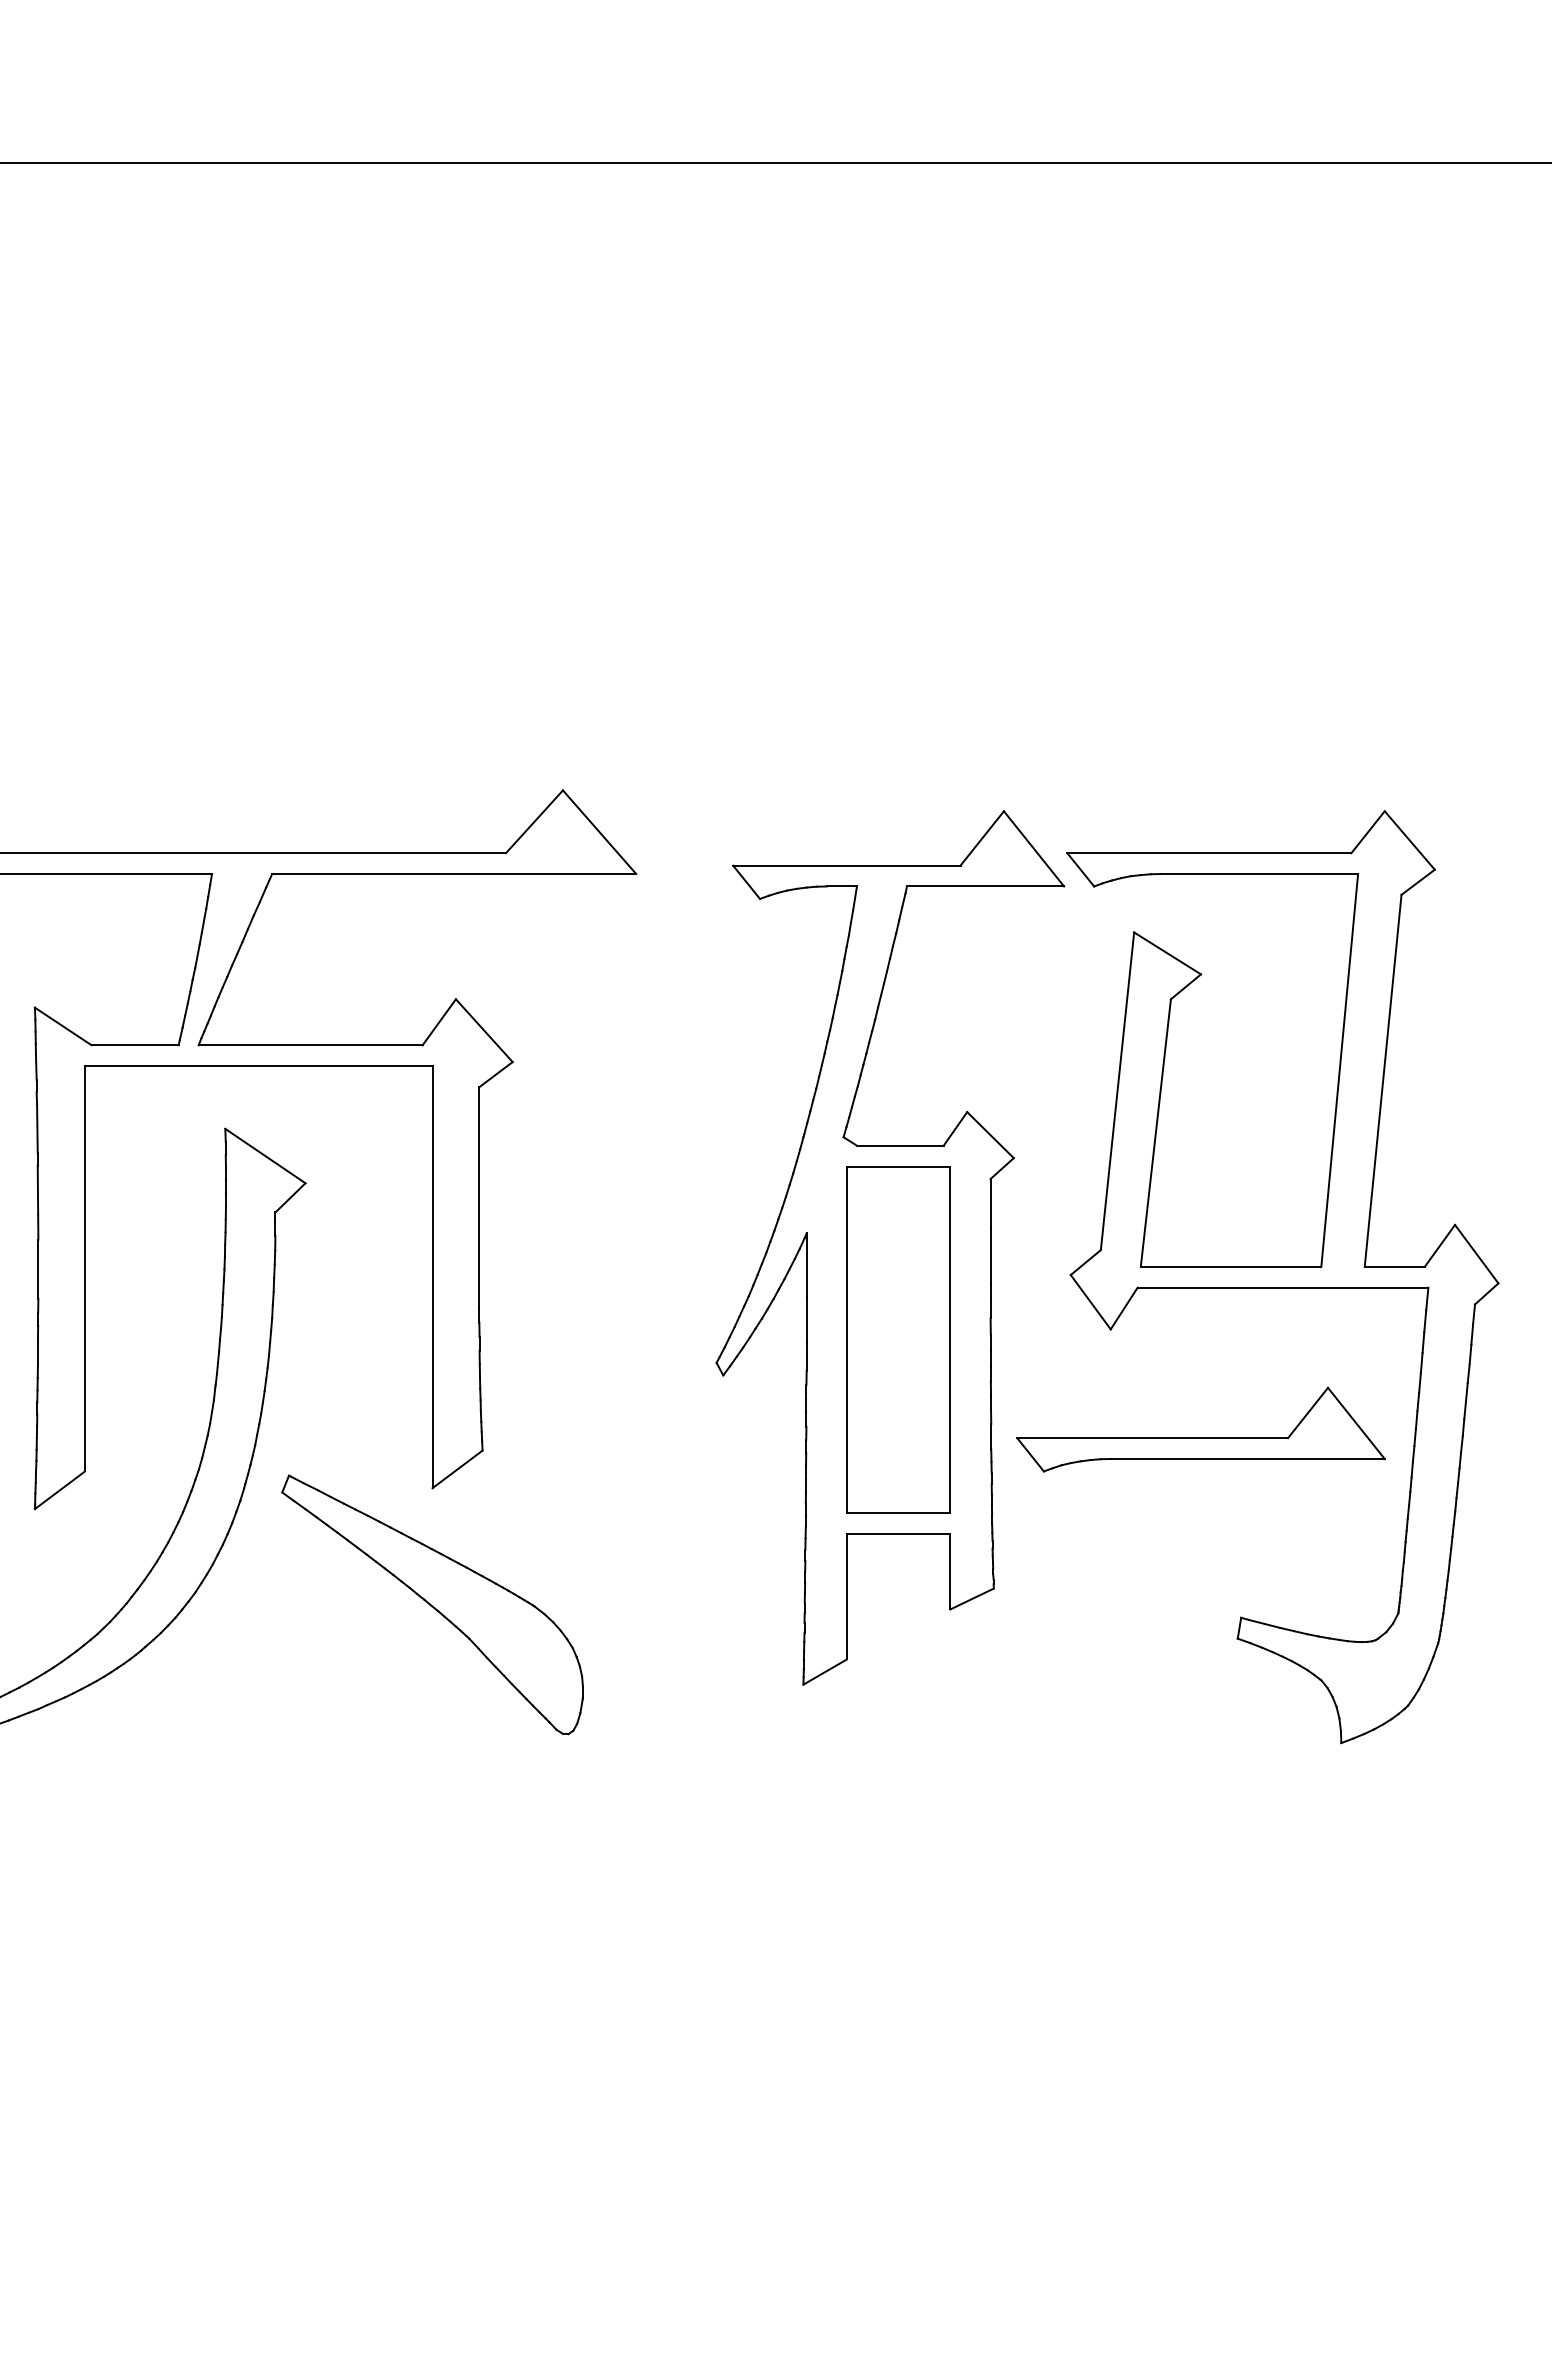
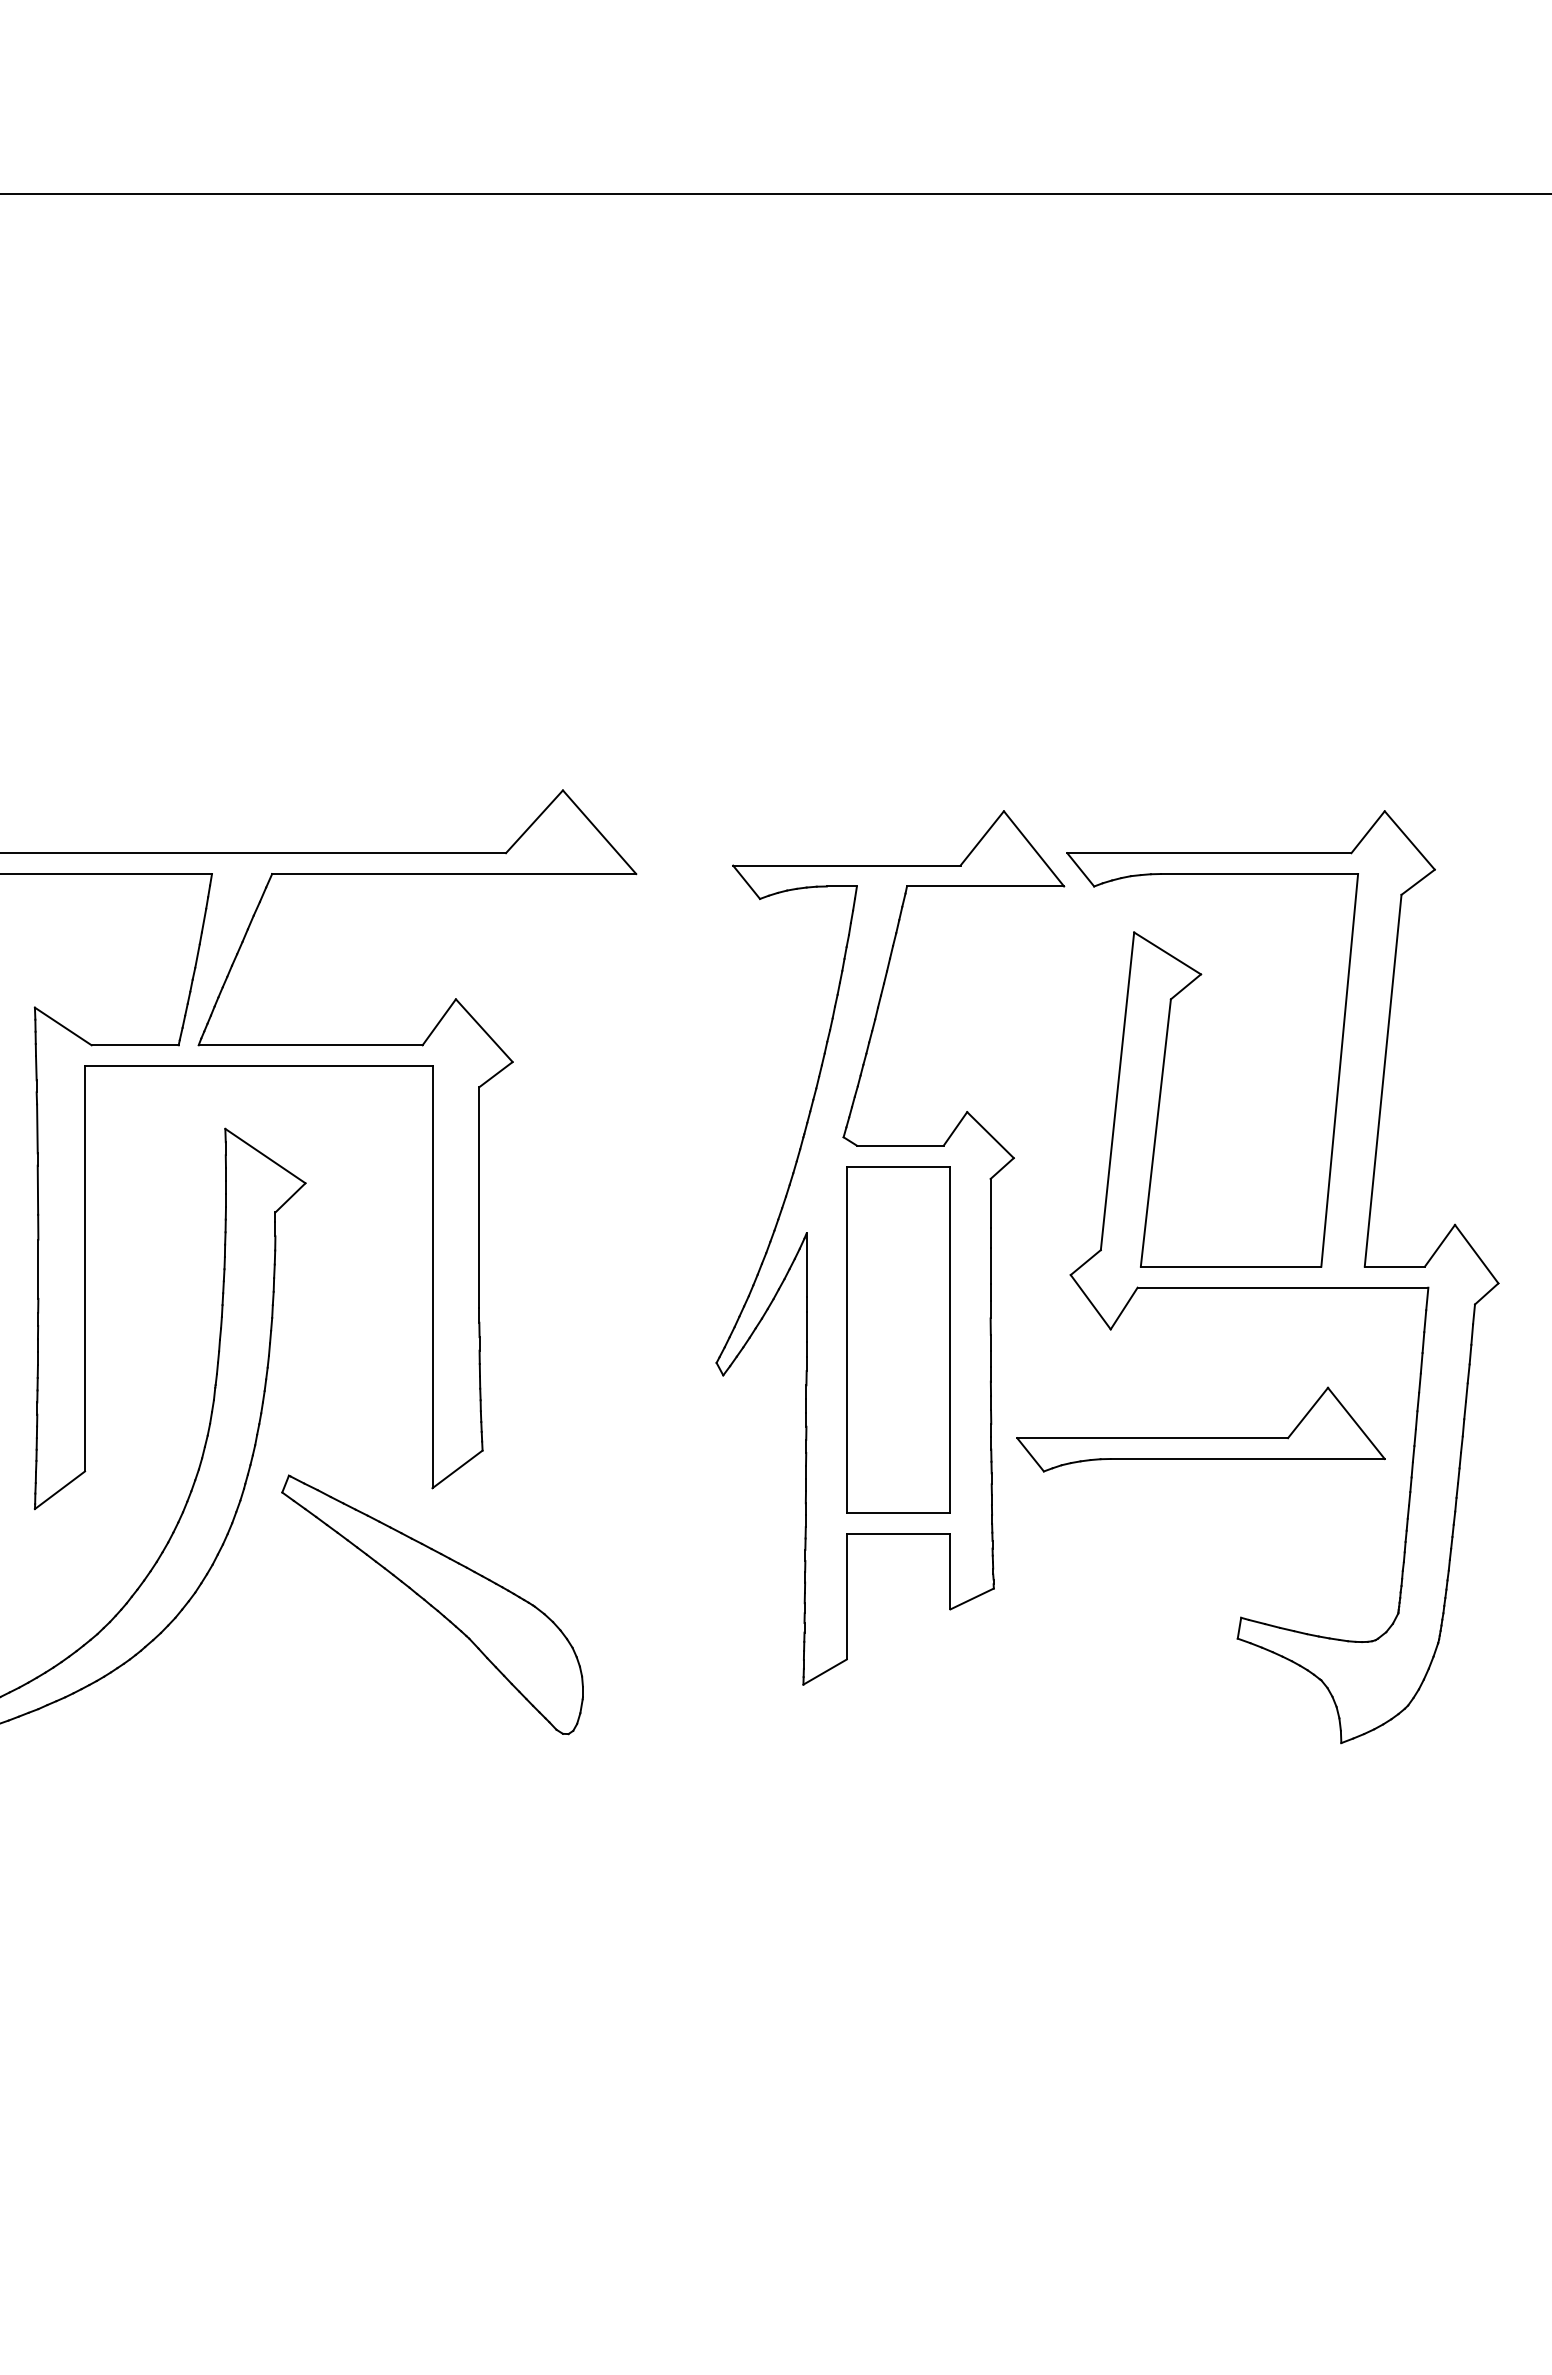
line position: (775, 162) -> (775, 193) (775, 193)
